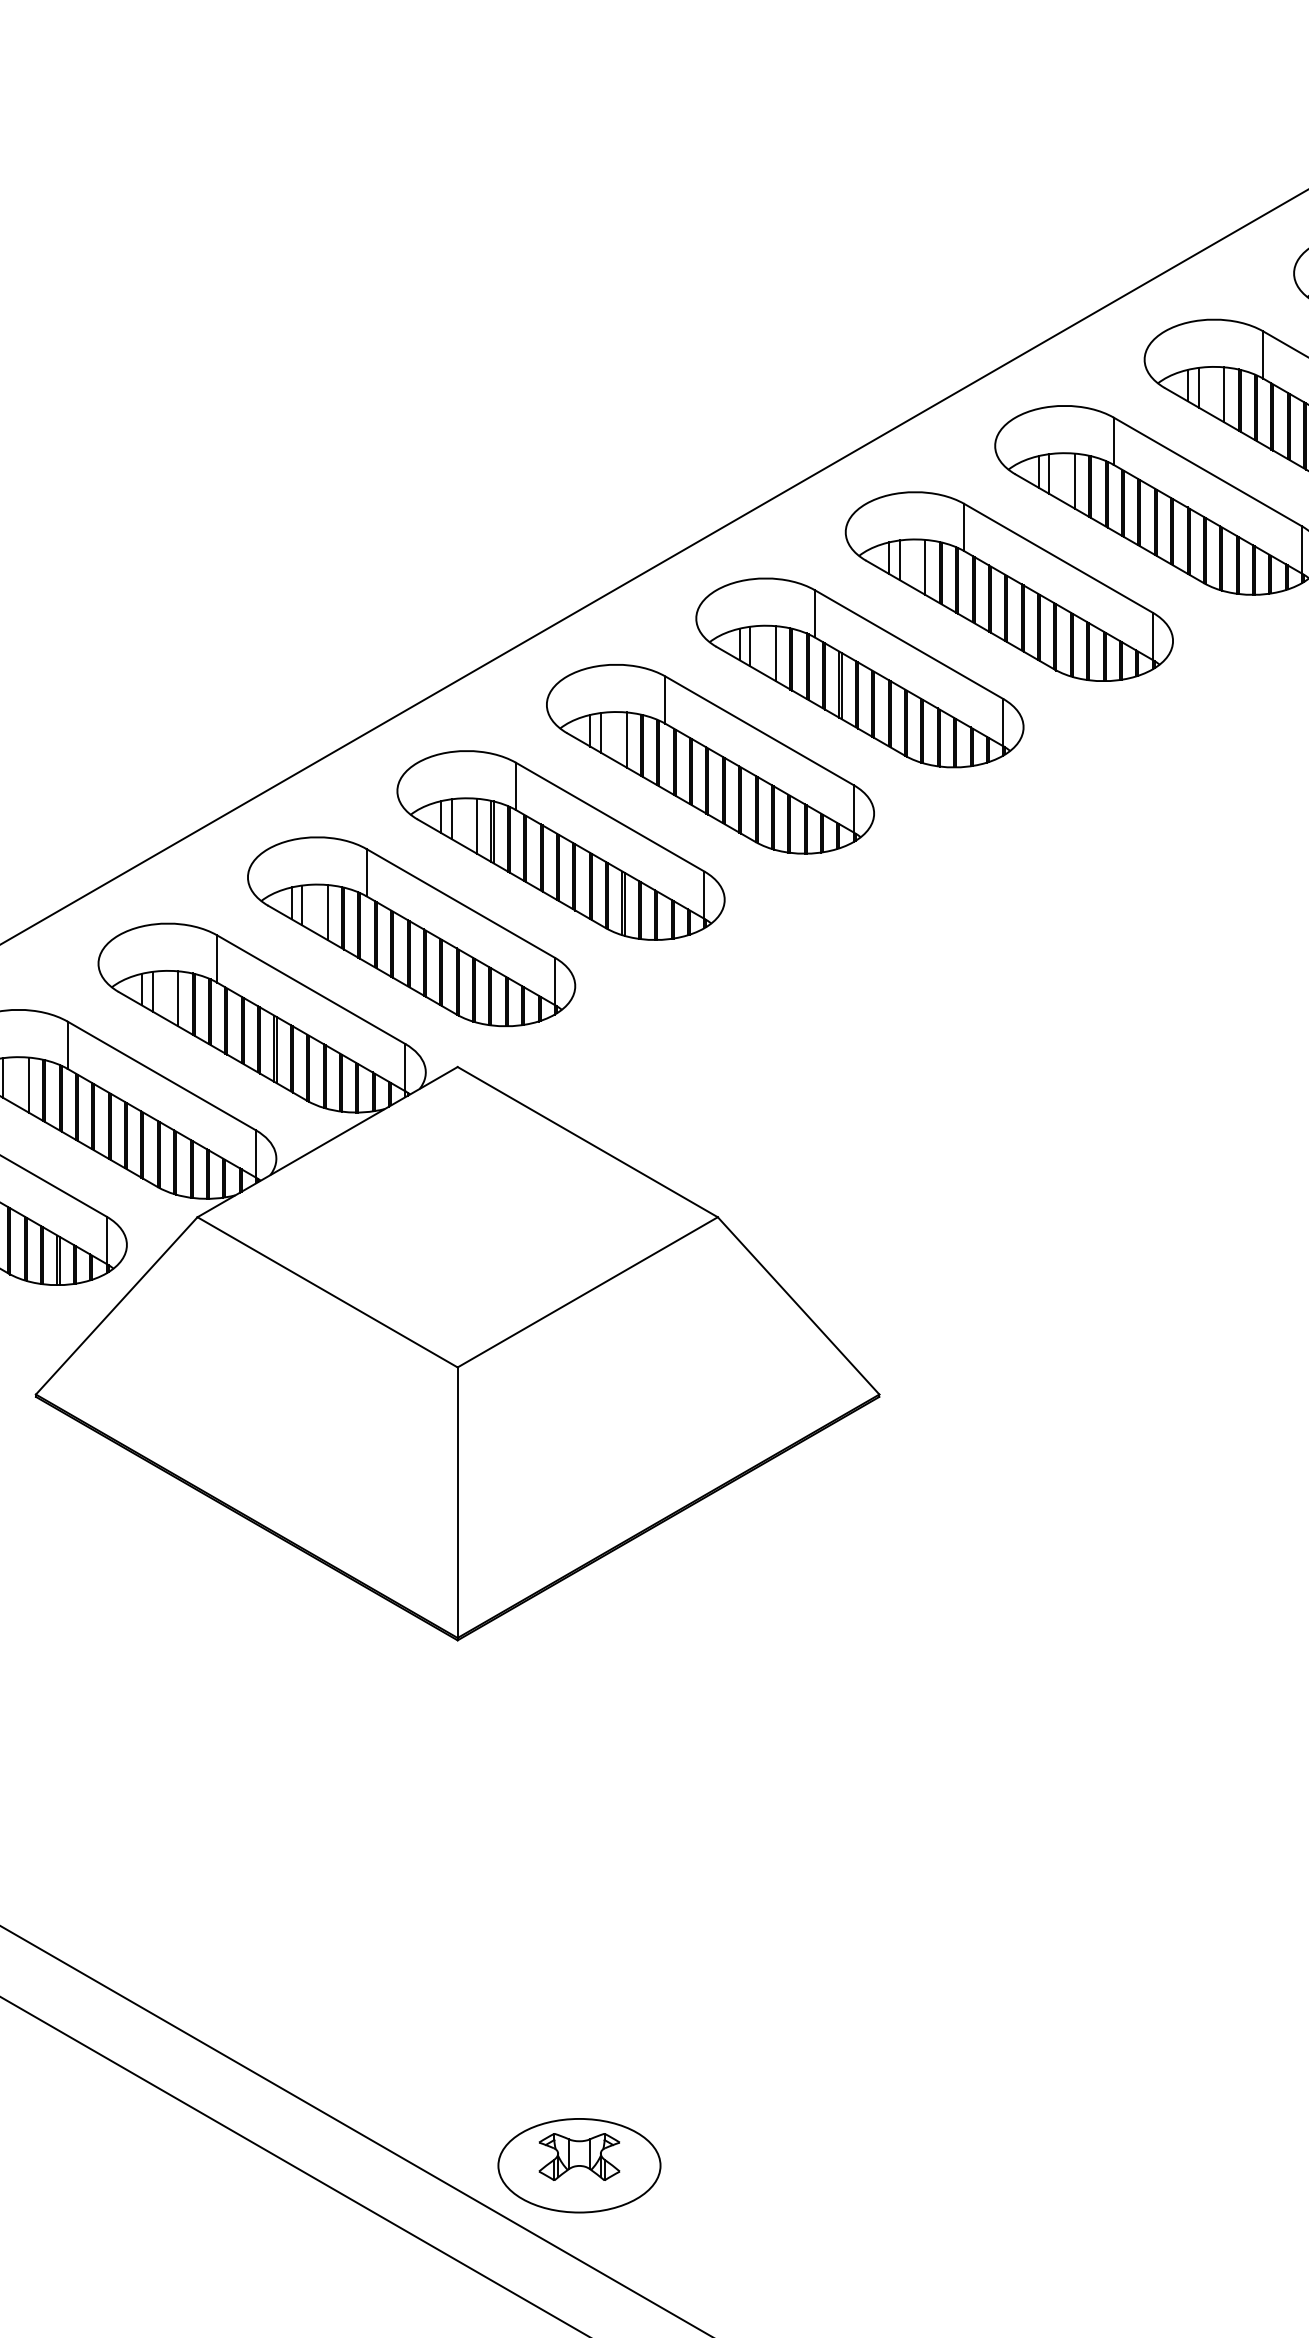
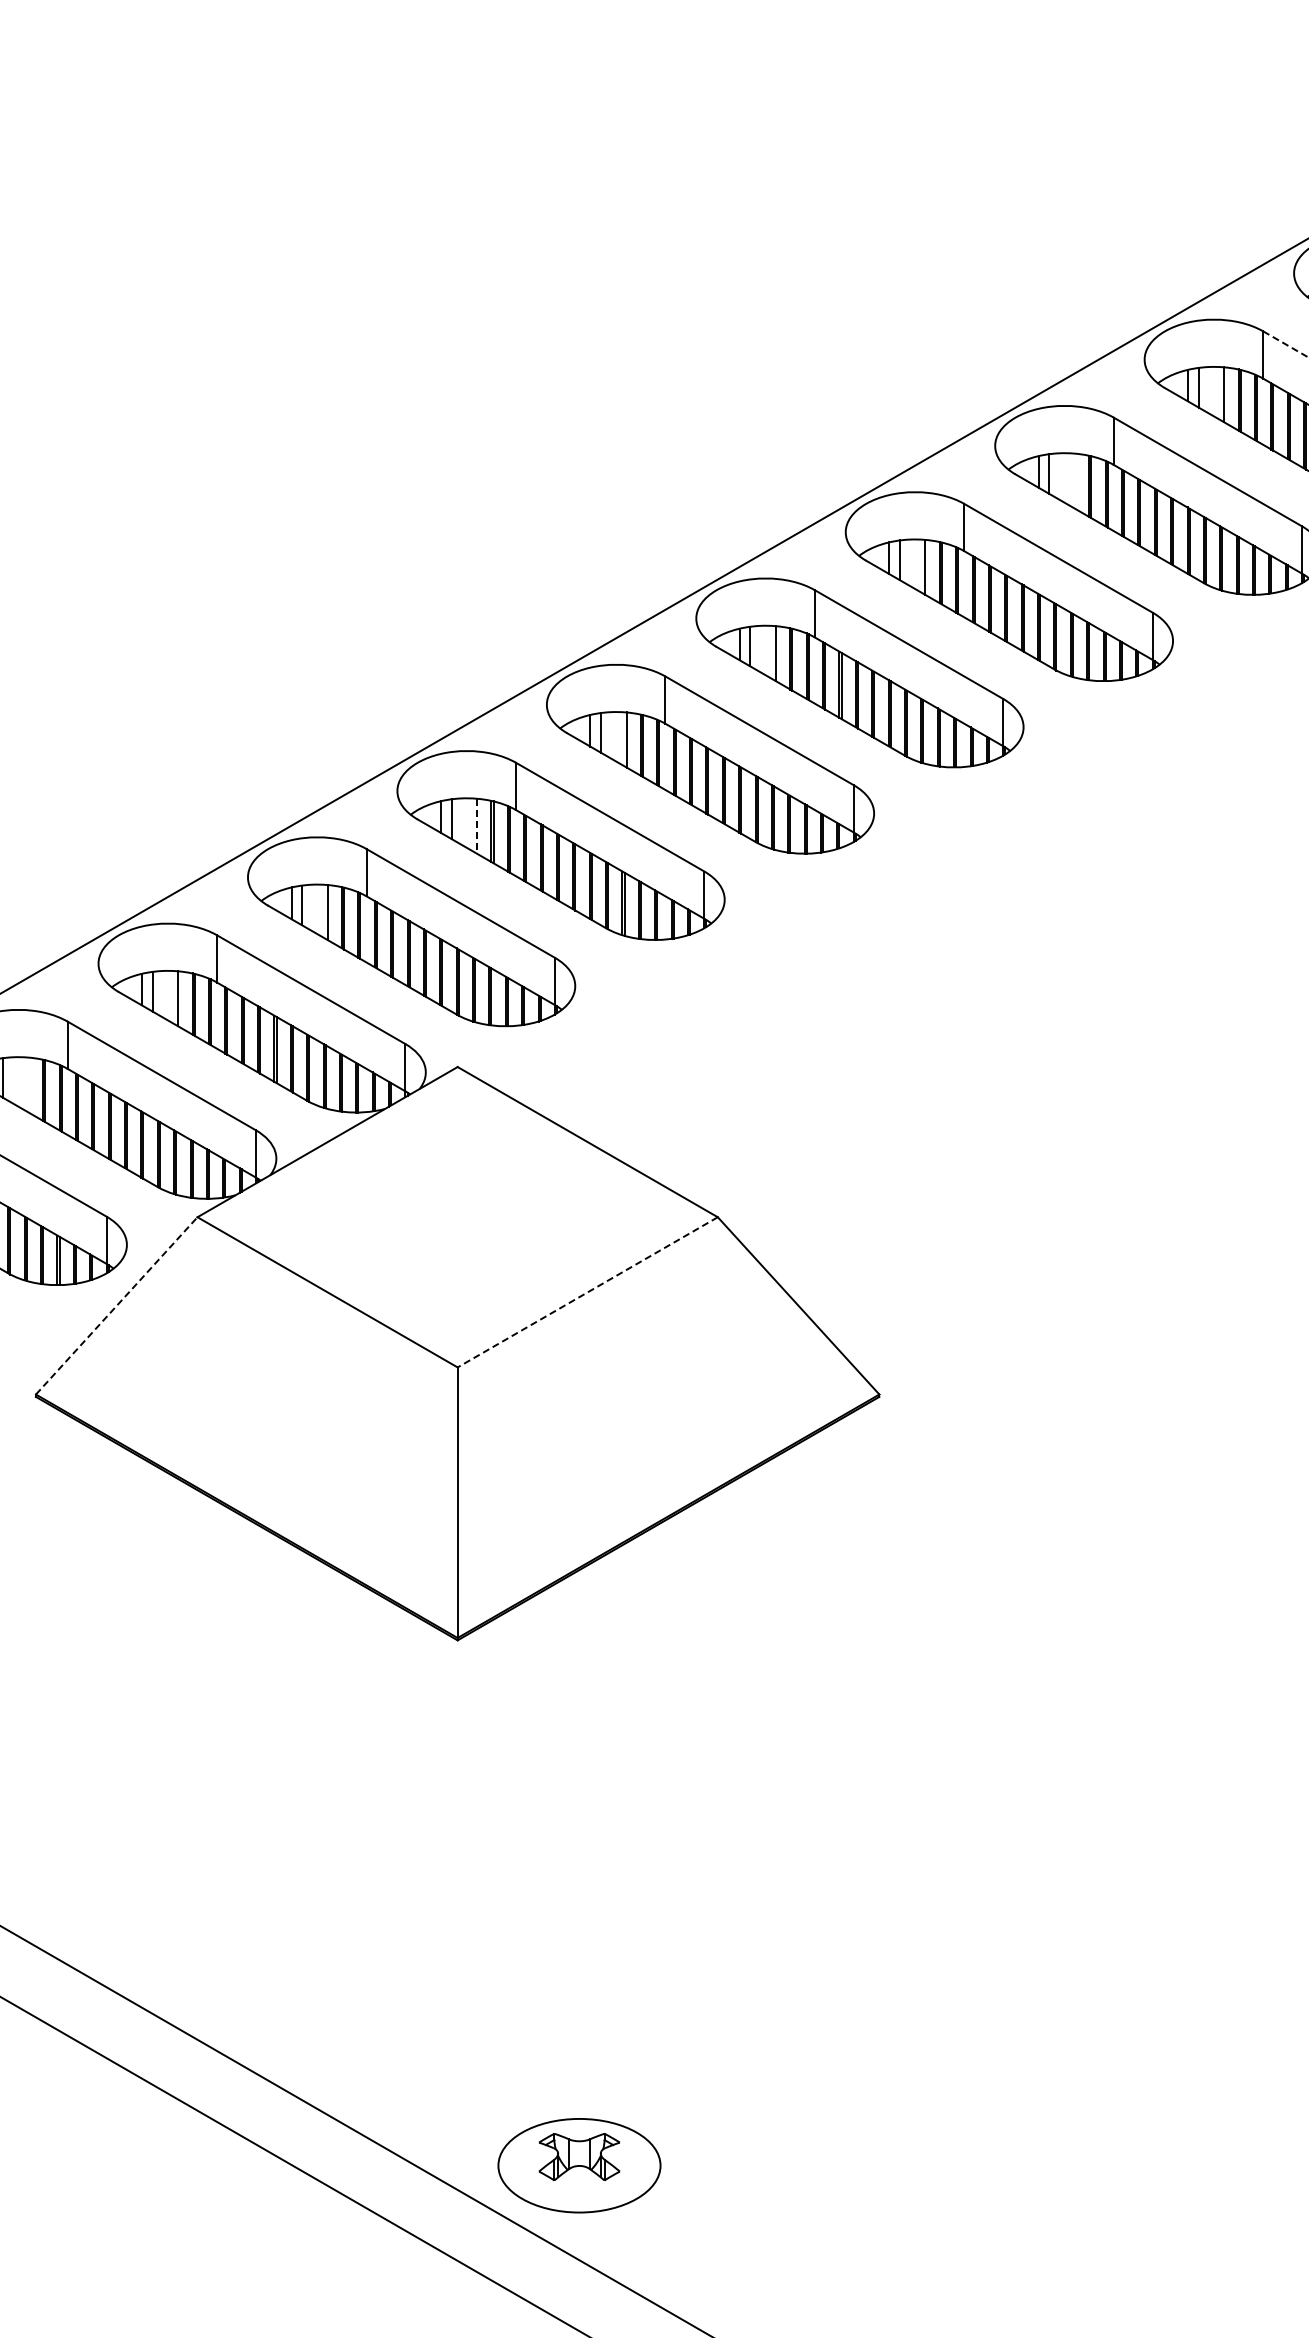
line: solid -> dashed (1285, 344)
line: present -> none (1074, 480)
line position: (653, 567) -> (653, 616) (653, 616)
line: solid -> dashed (477, 826)
line: present -> none (28, 1084)
line: solid -> dashed (587, 1292)
line: solid -> dashed (116, 1305)
